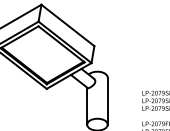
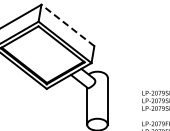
line: solid -> dashed (67, 25)
